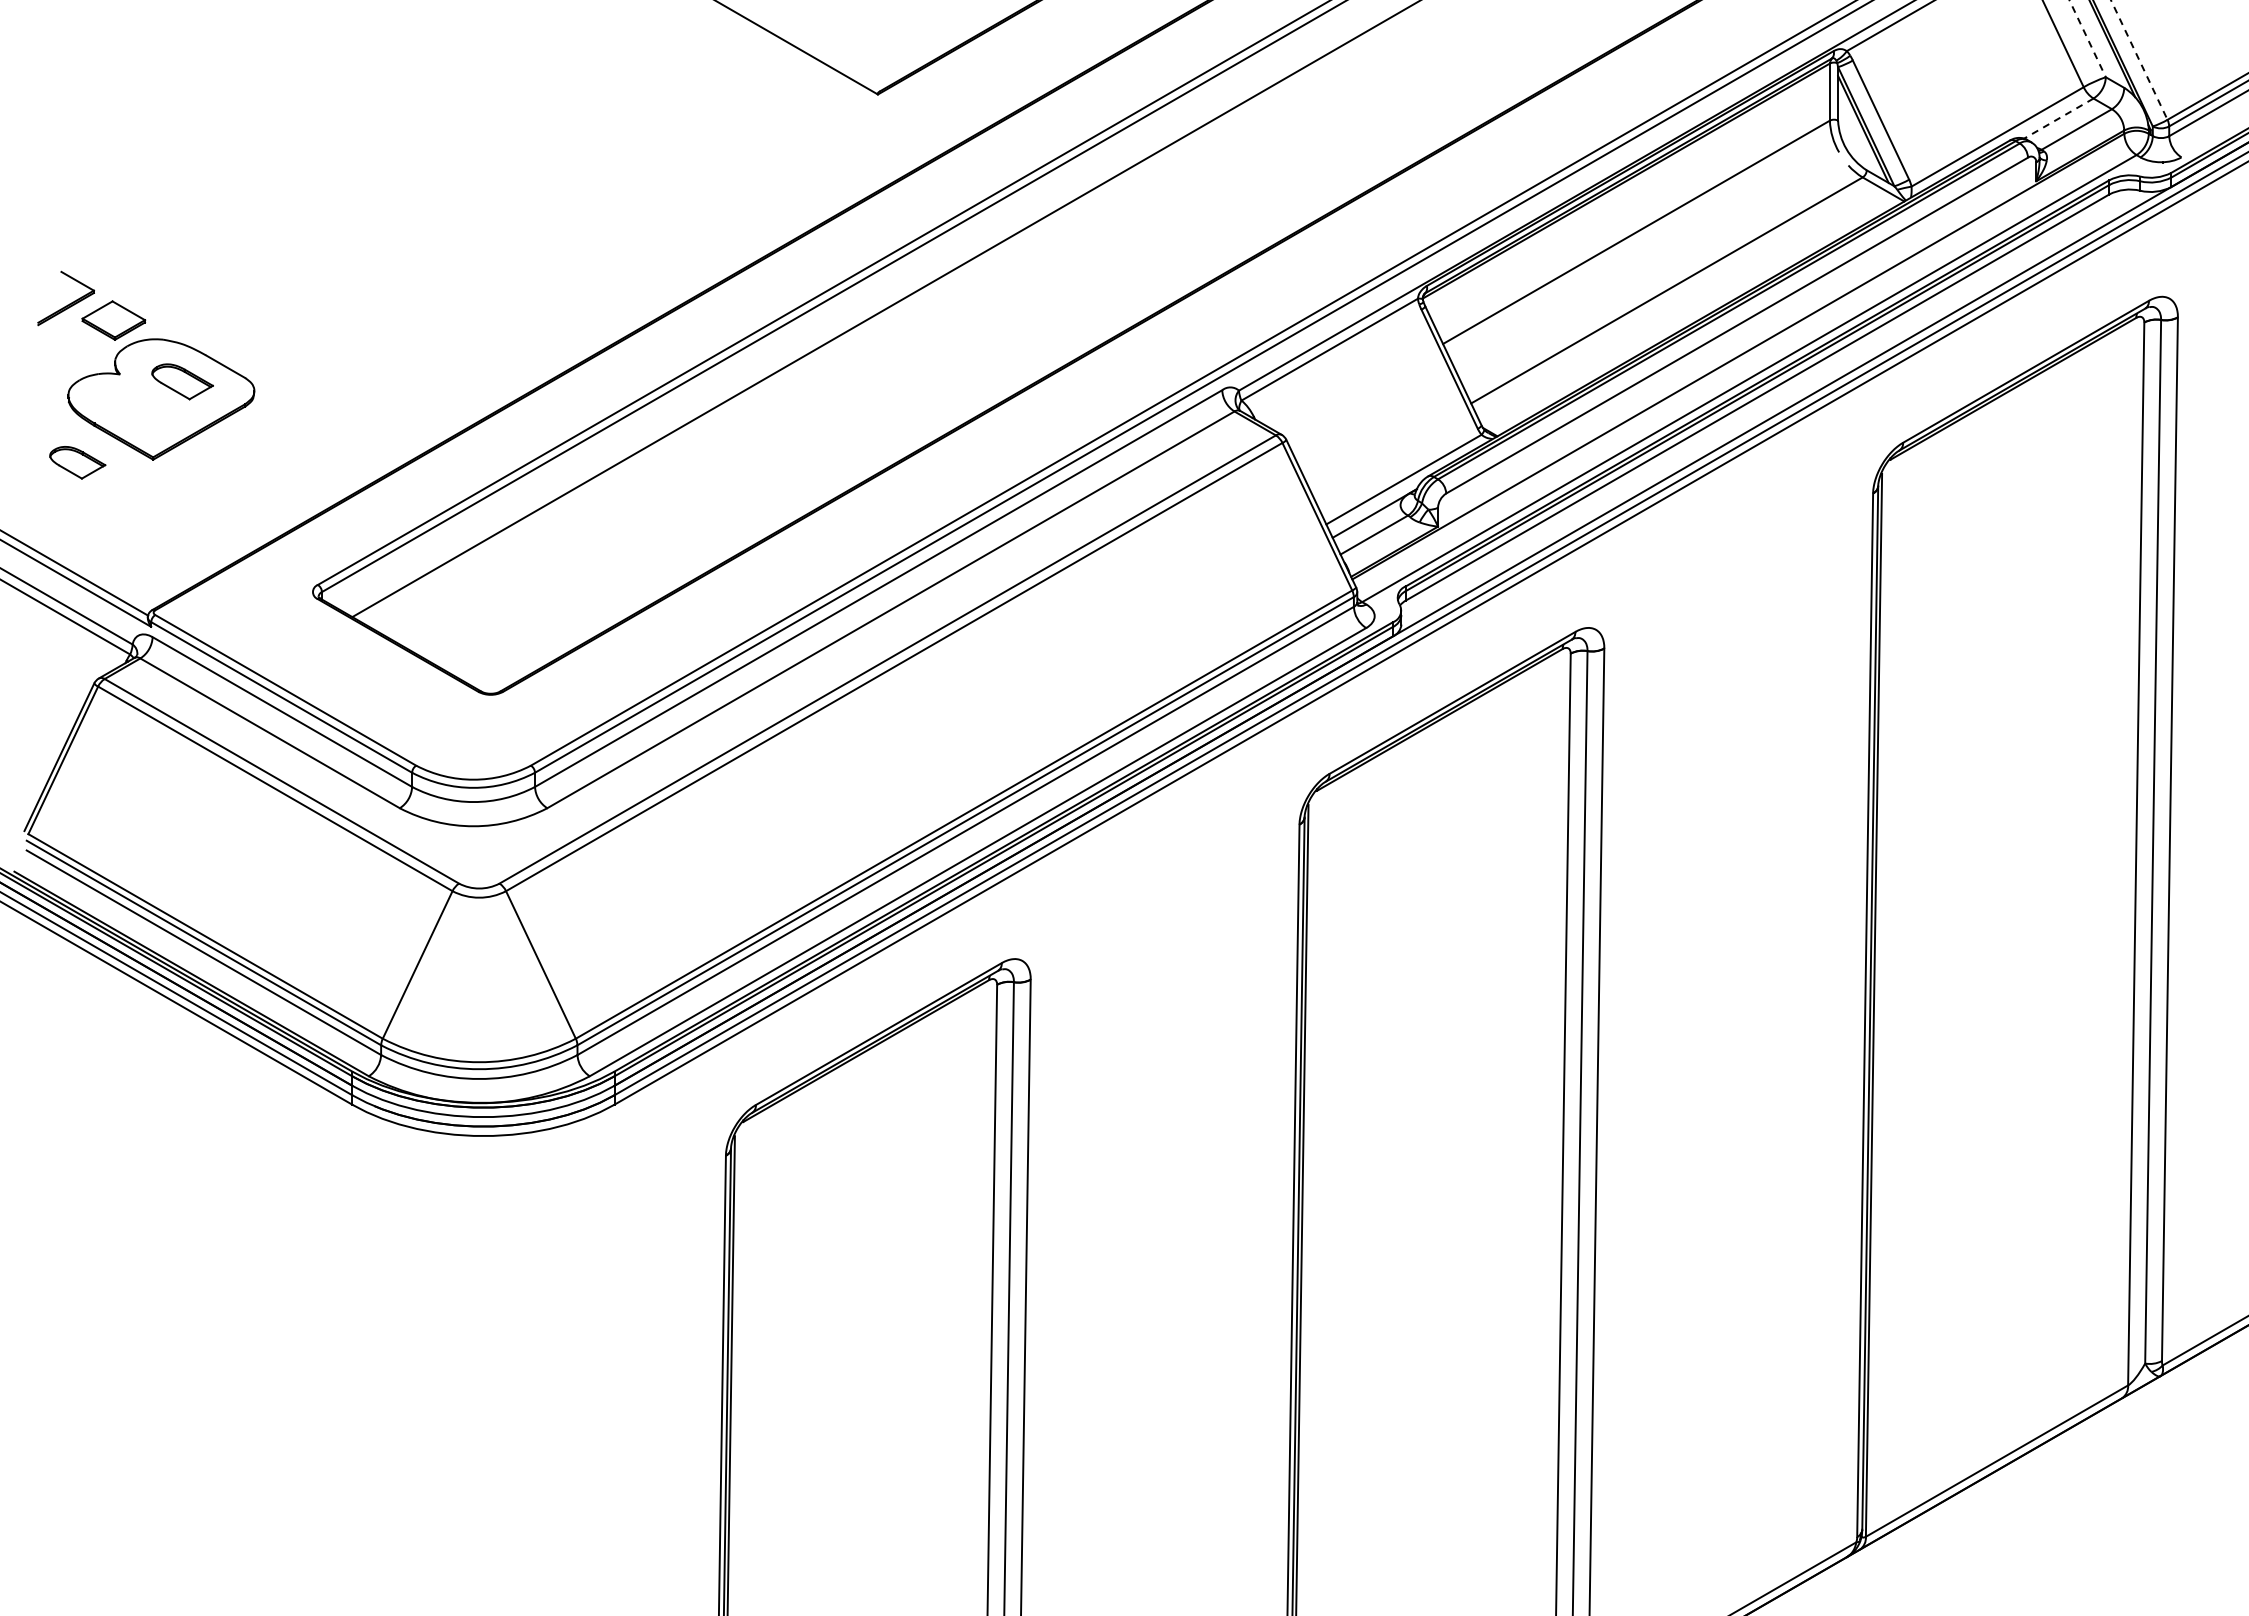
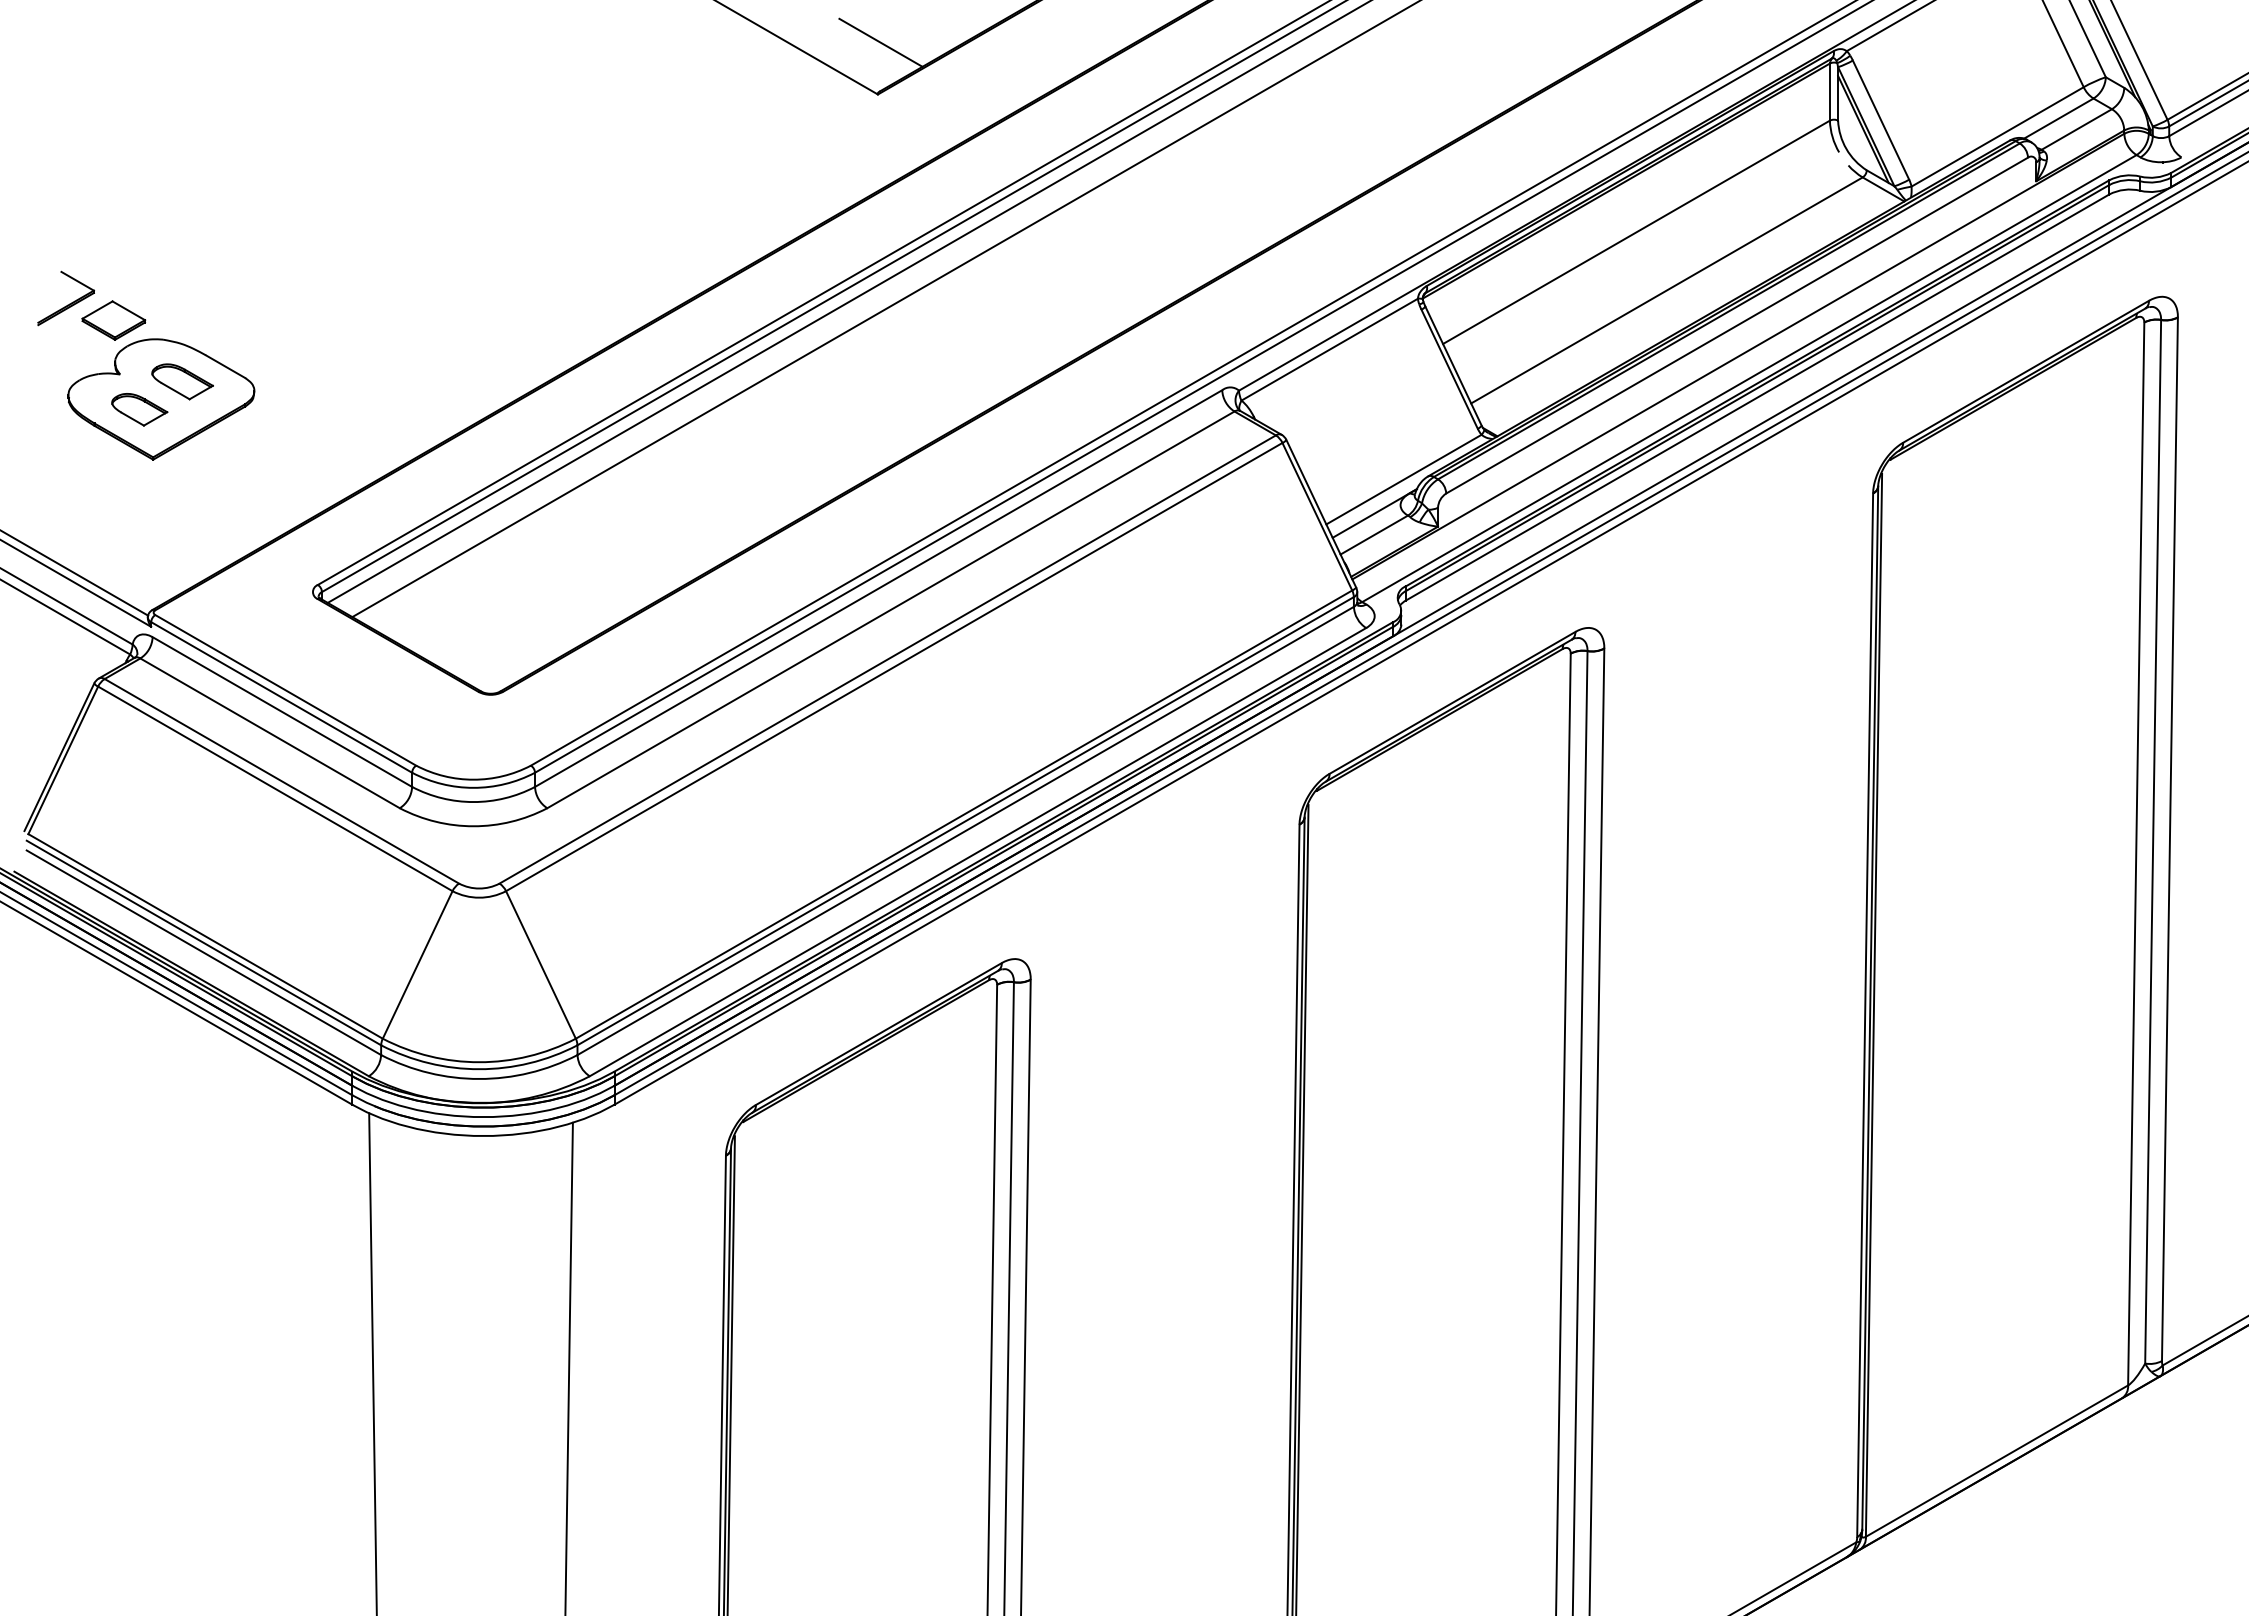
line: dashed -> solid (2087, 39)
line: none -> present (880, 42)
line: dashed -> solid (2139, 60)
line: dashed -> solid (2058, 118)
line: none -> present (847, 302)
part position: (77, 462) -> (139, 409) (139, 409)
line: none -> present (372, 1362)
line: none -> present (568, 1367)
